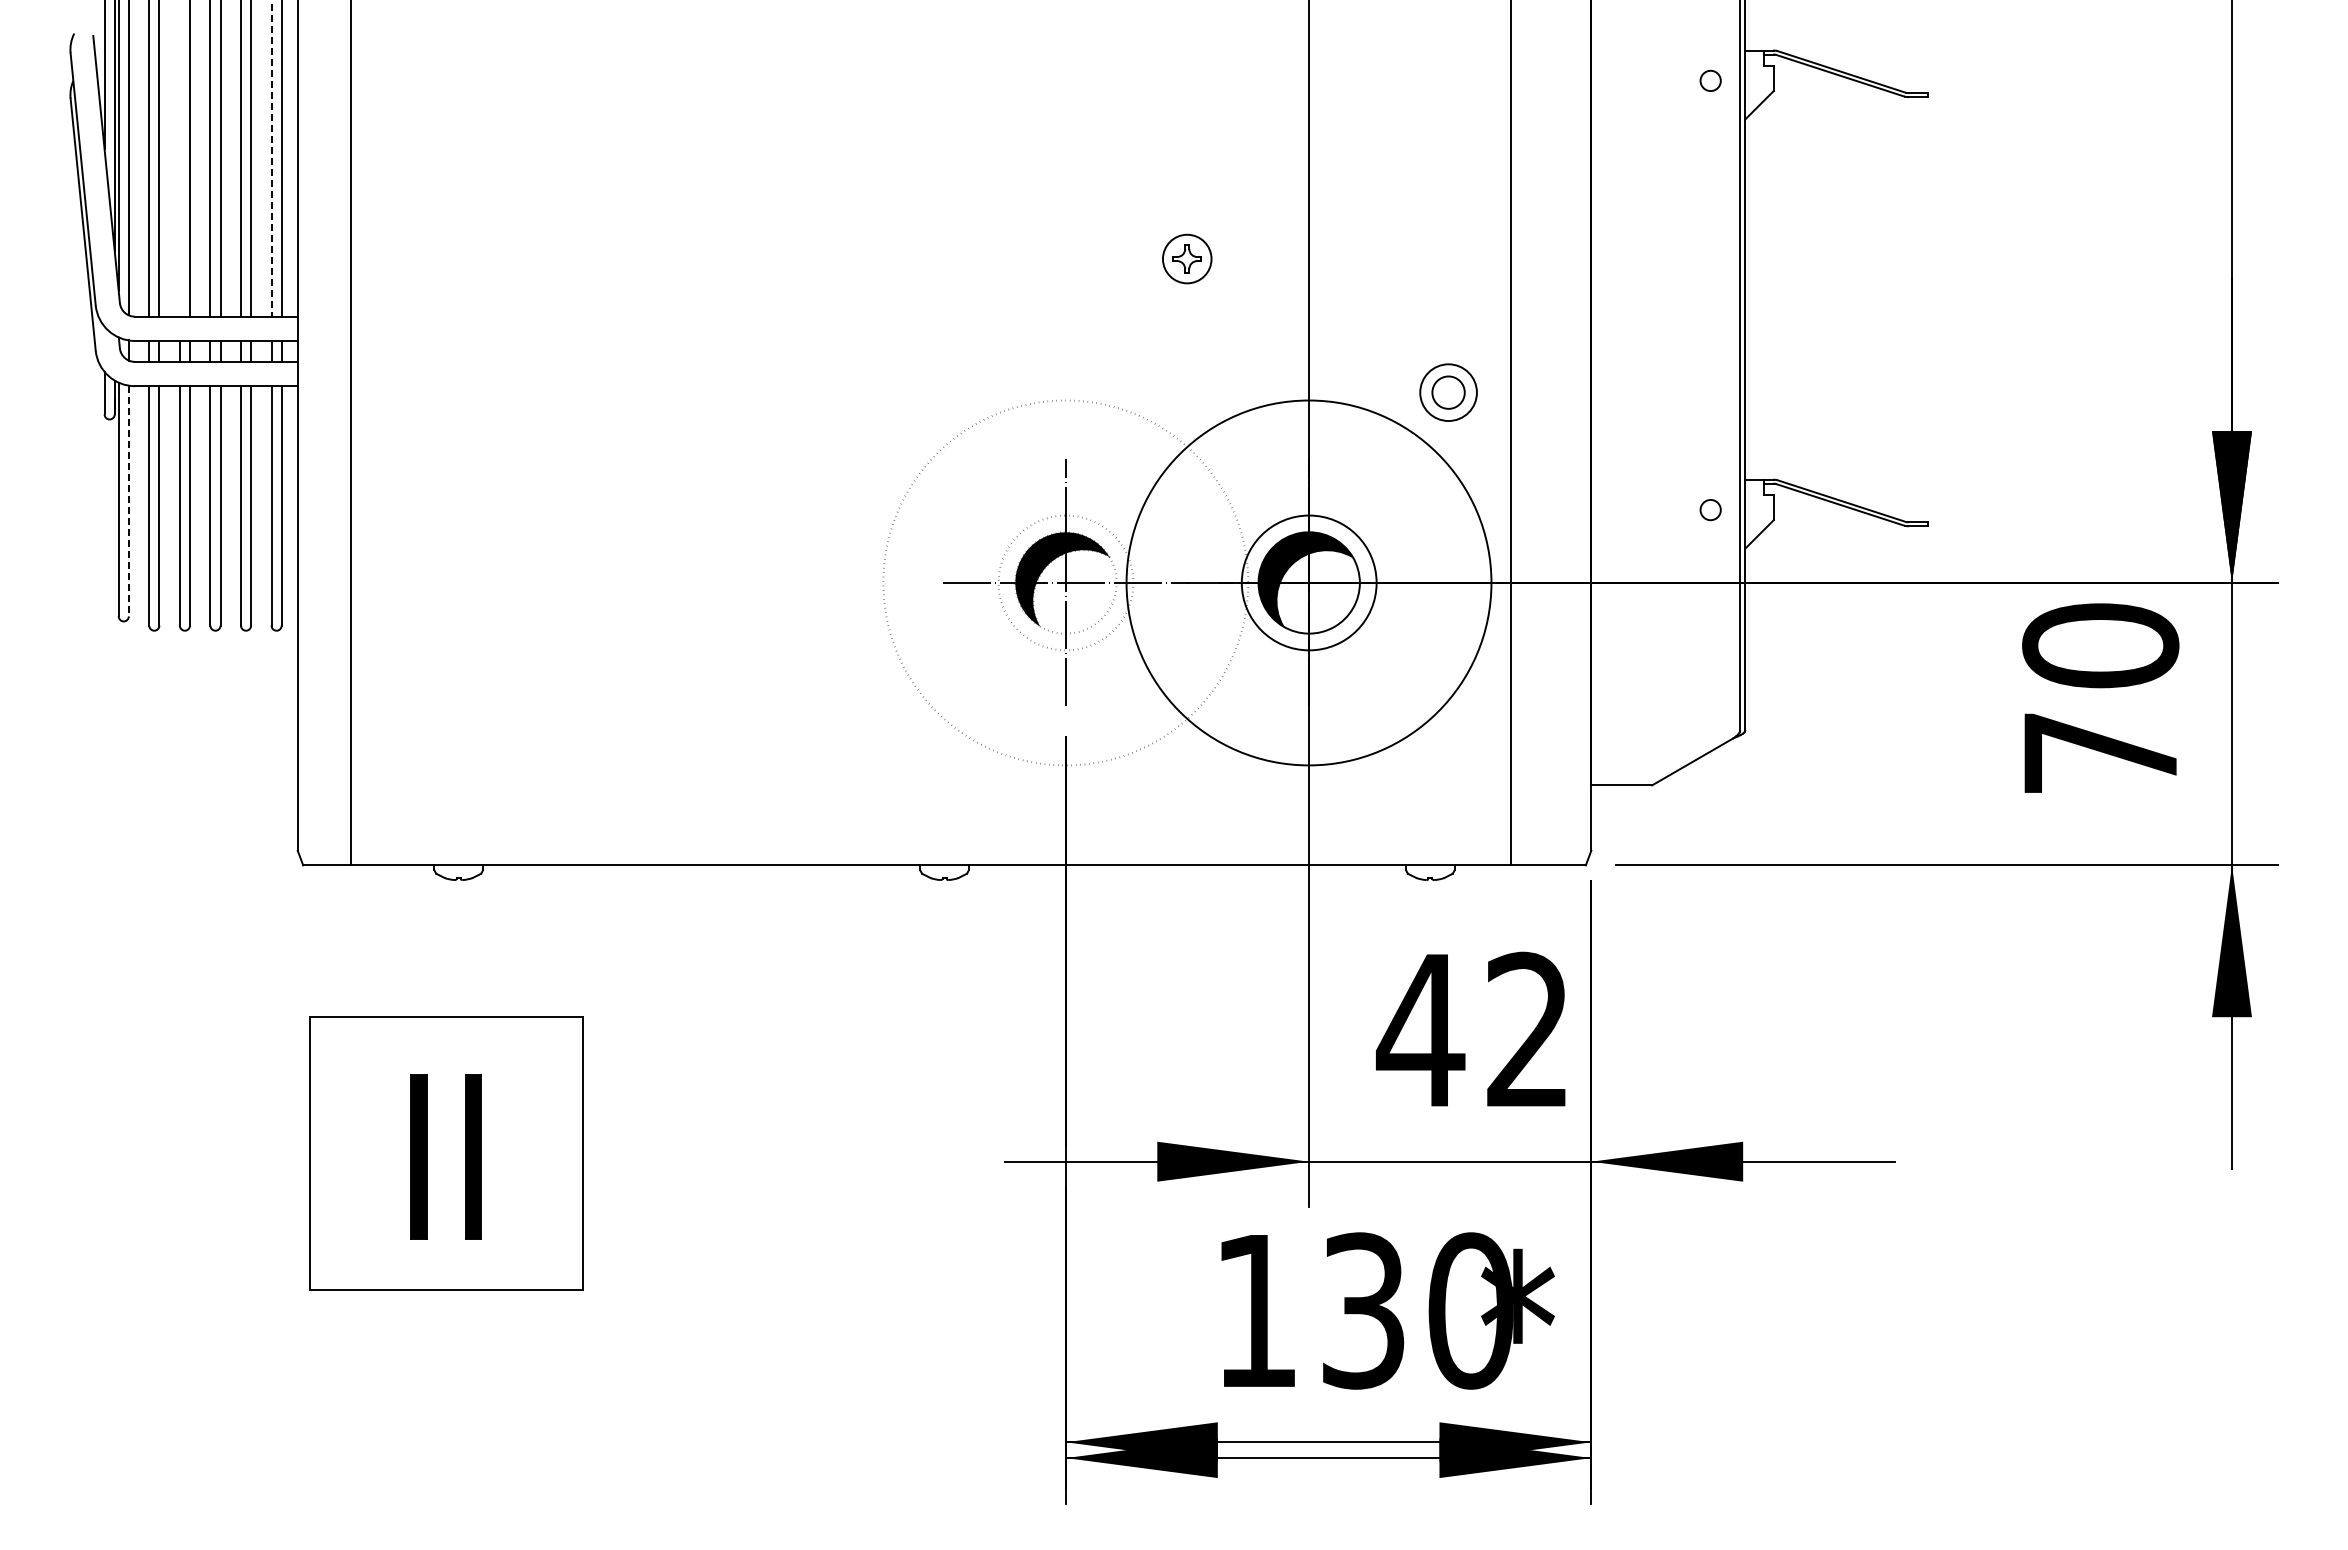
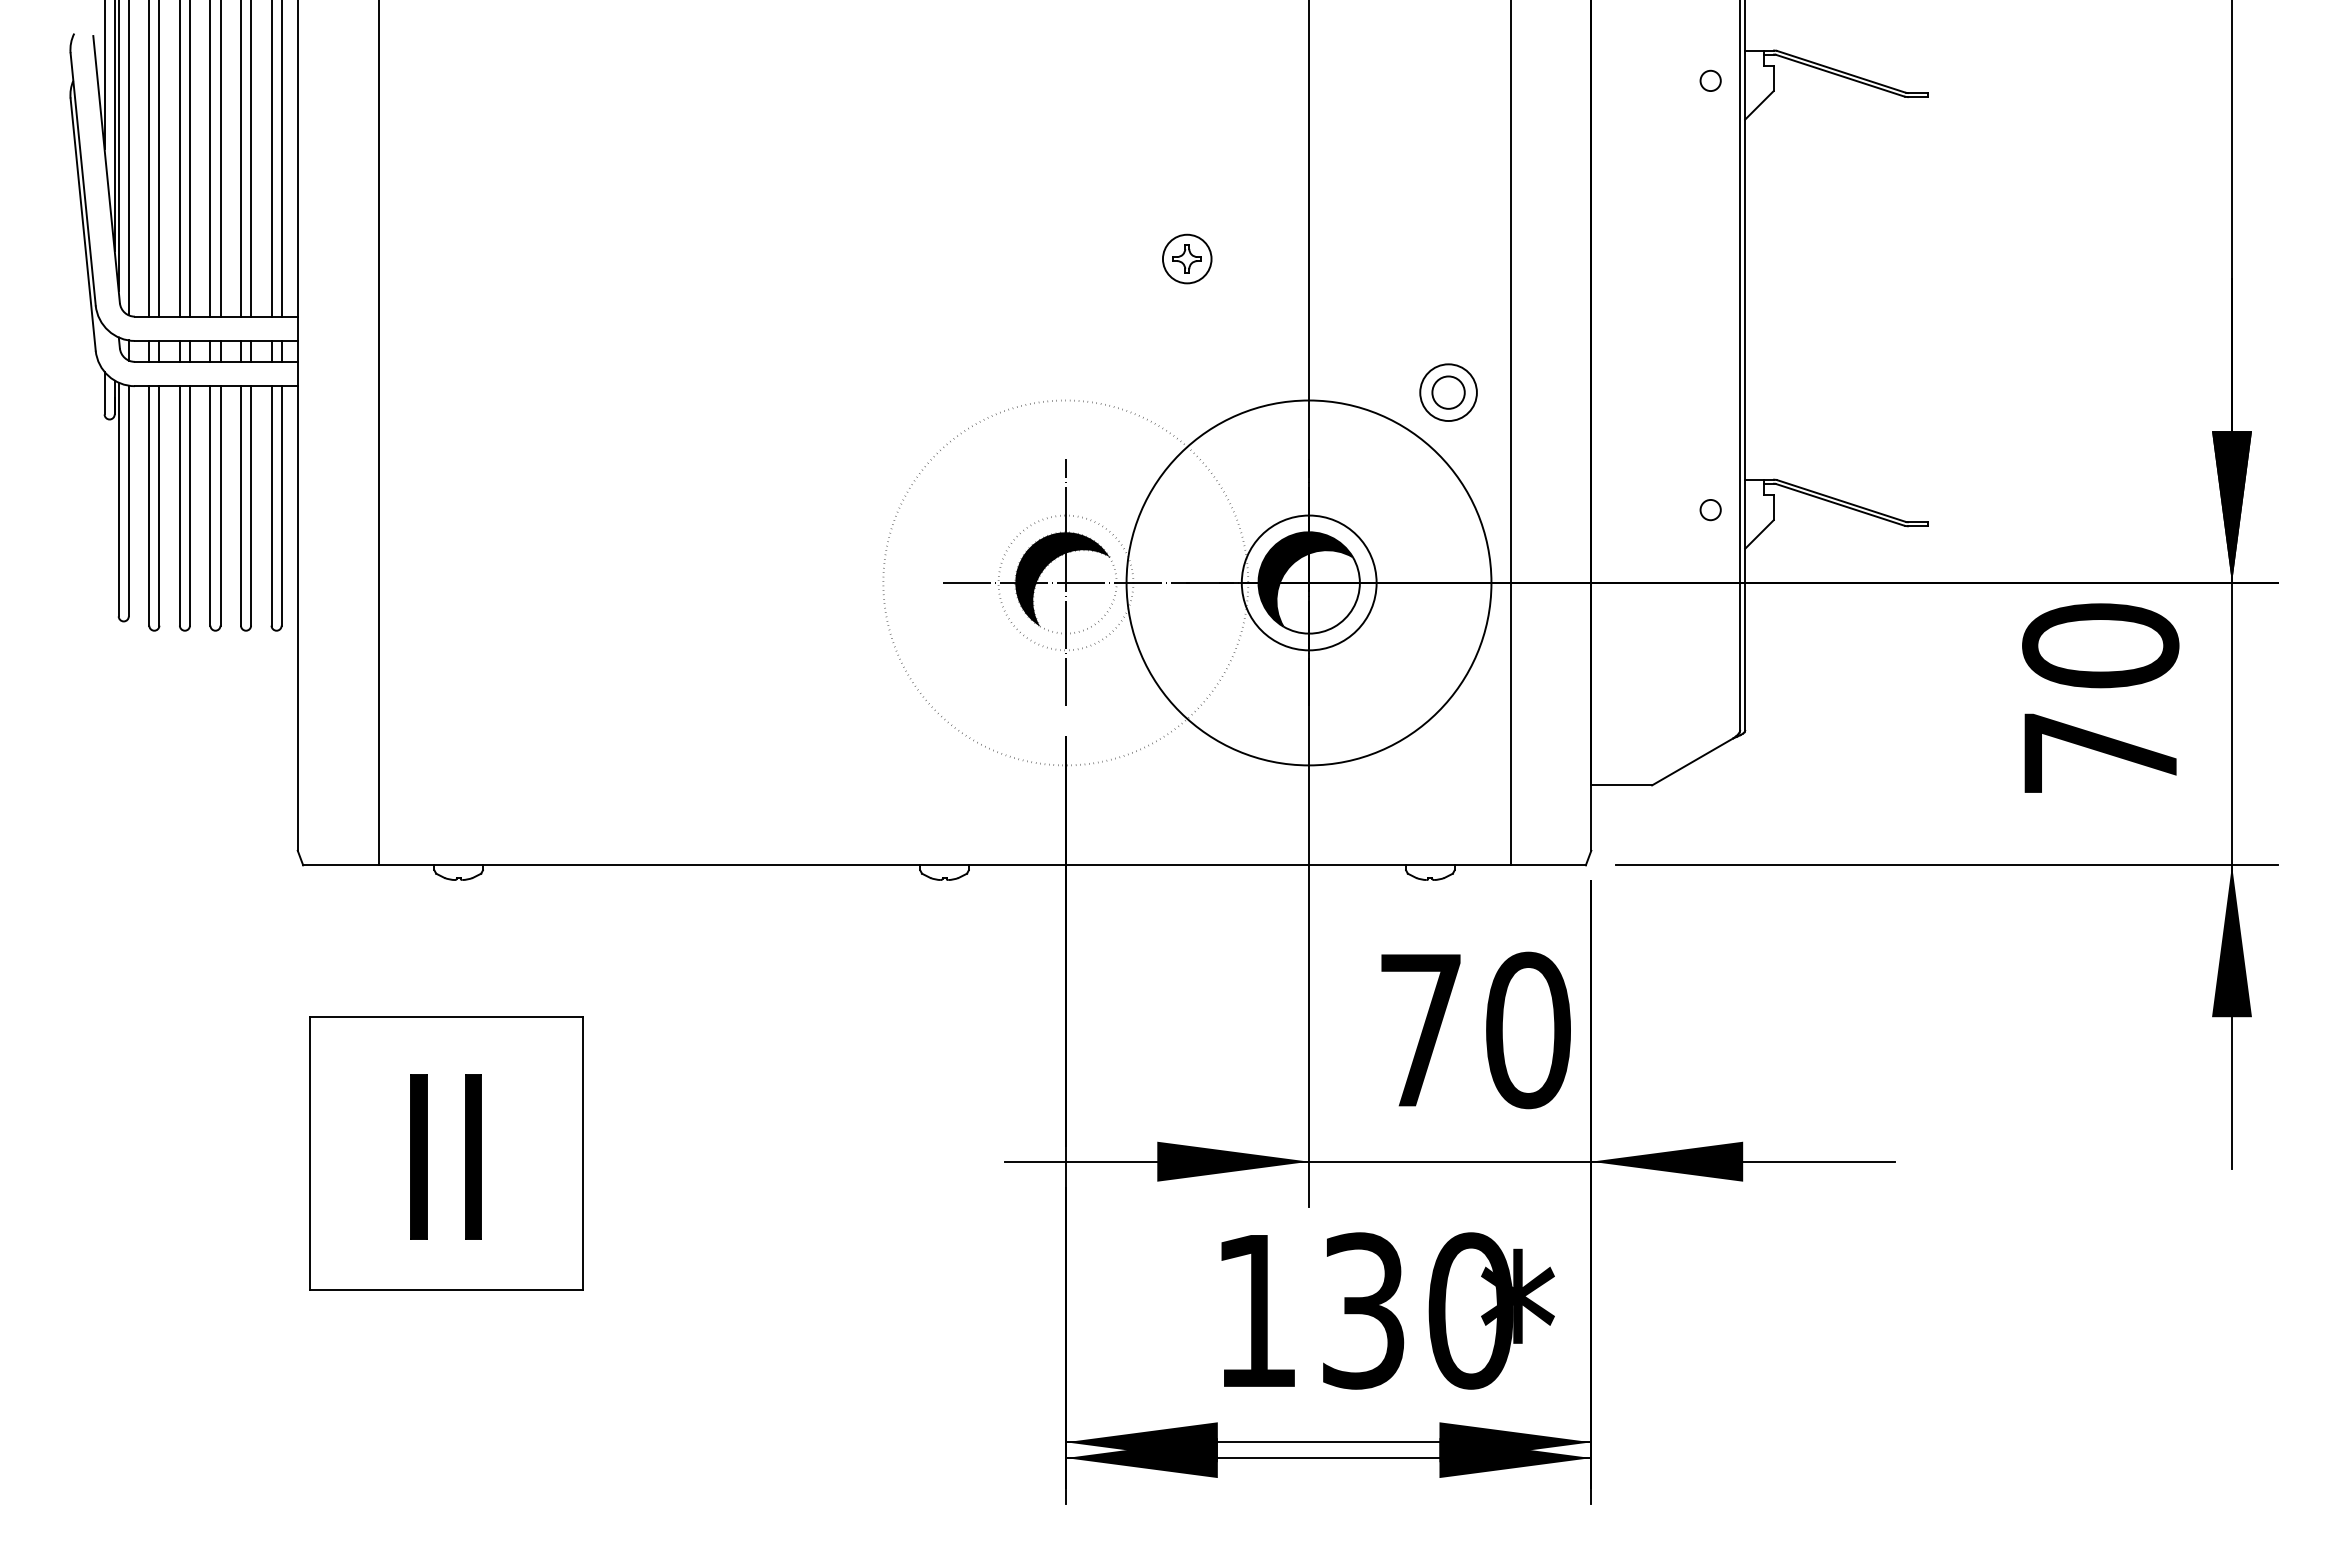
line: dashed -> solid (271, 158)
line: none -> present (179, 159)
line position: (350, 433) -> (378, 433) (378, 433)
line: dashed -> solid (128, 501)
text: 42 -> 70 (1473, 1030)
